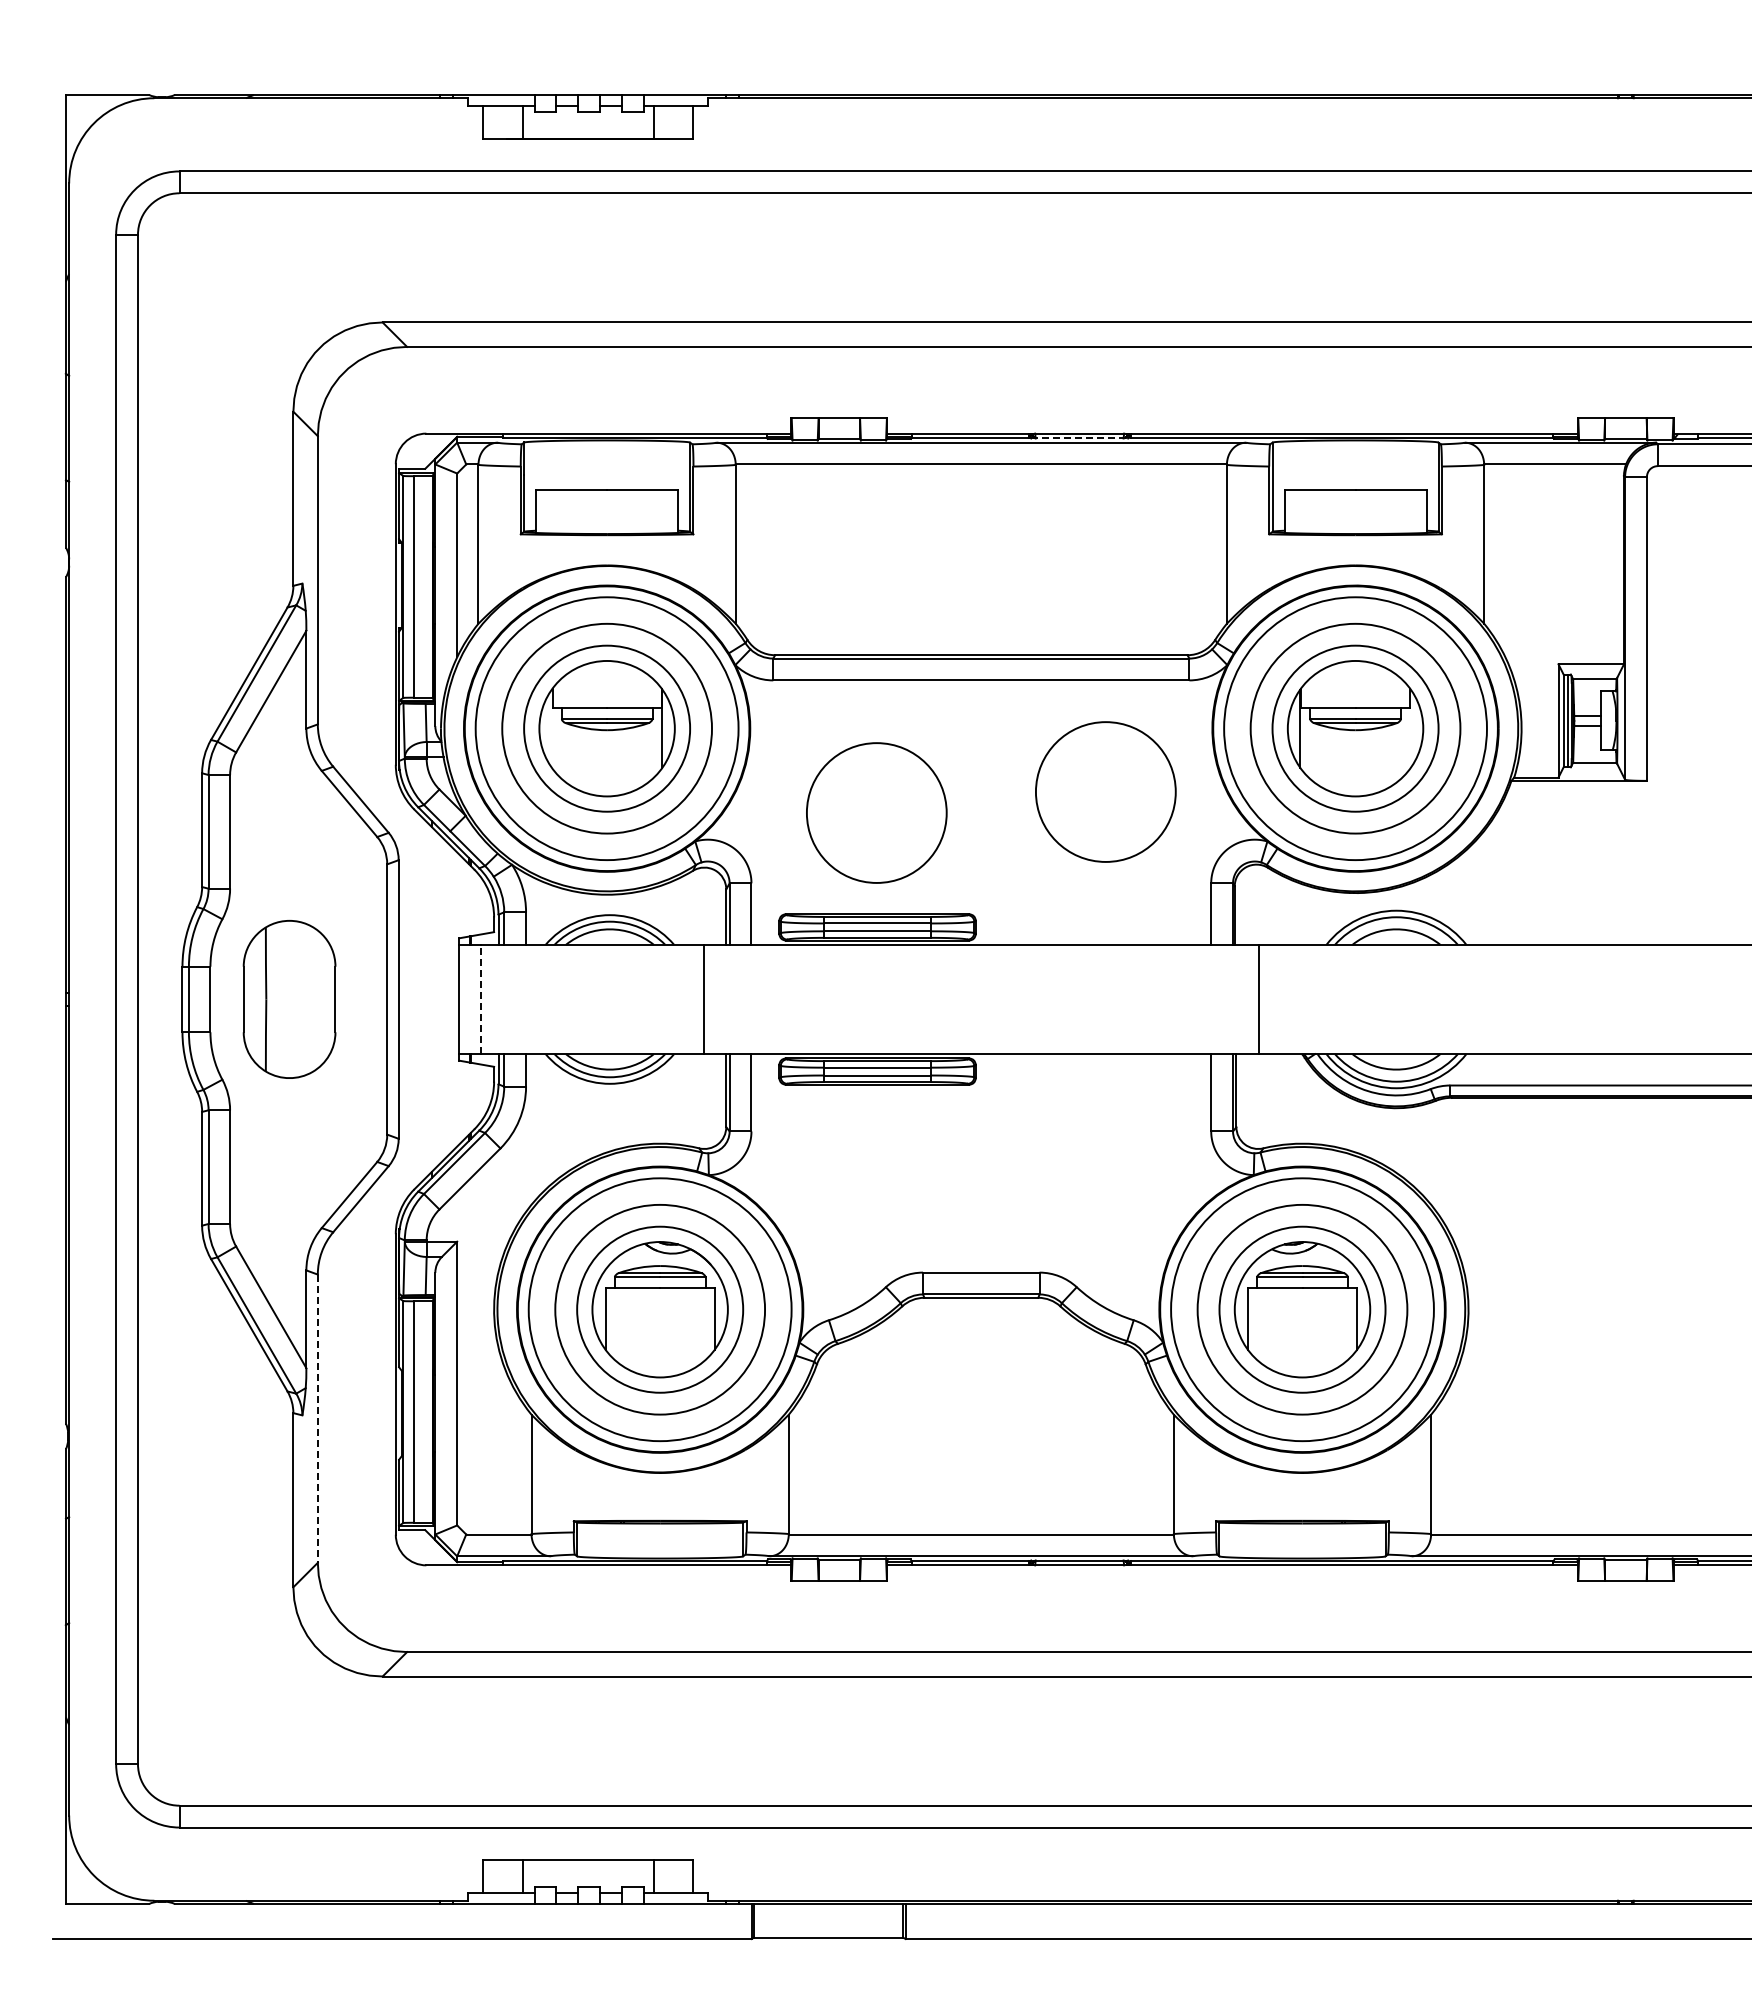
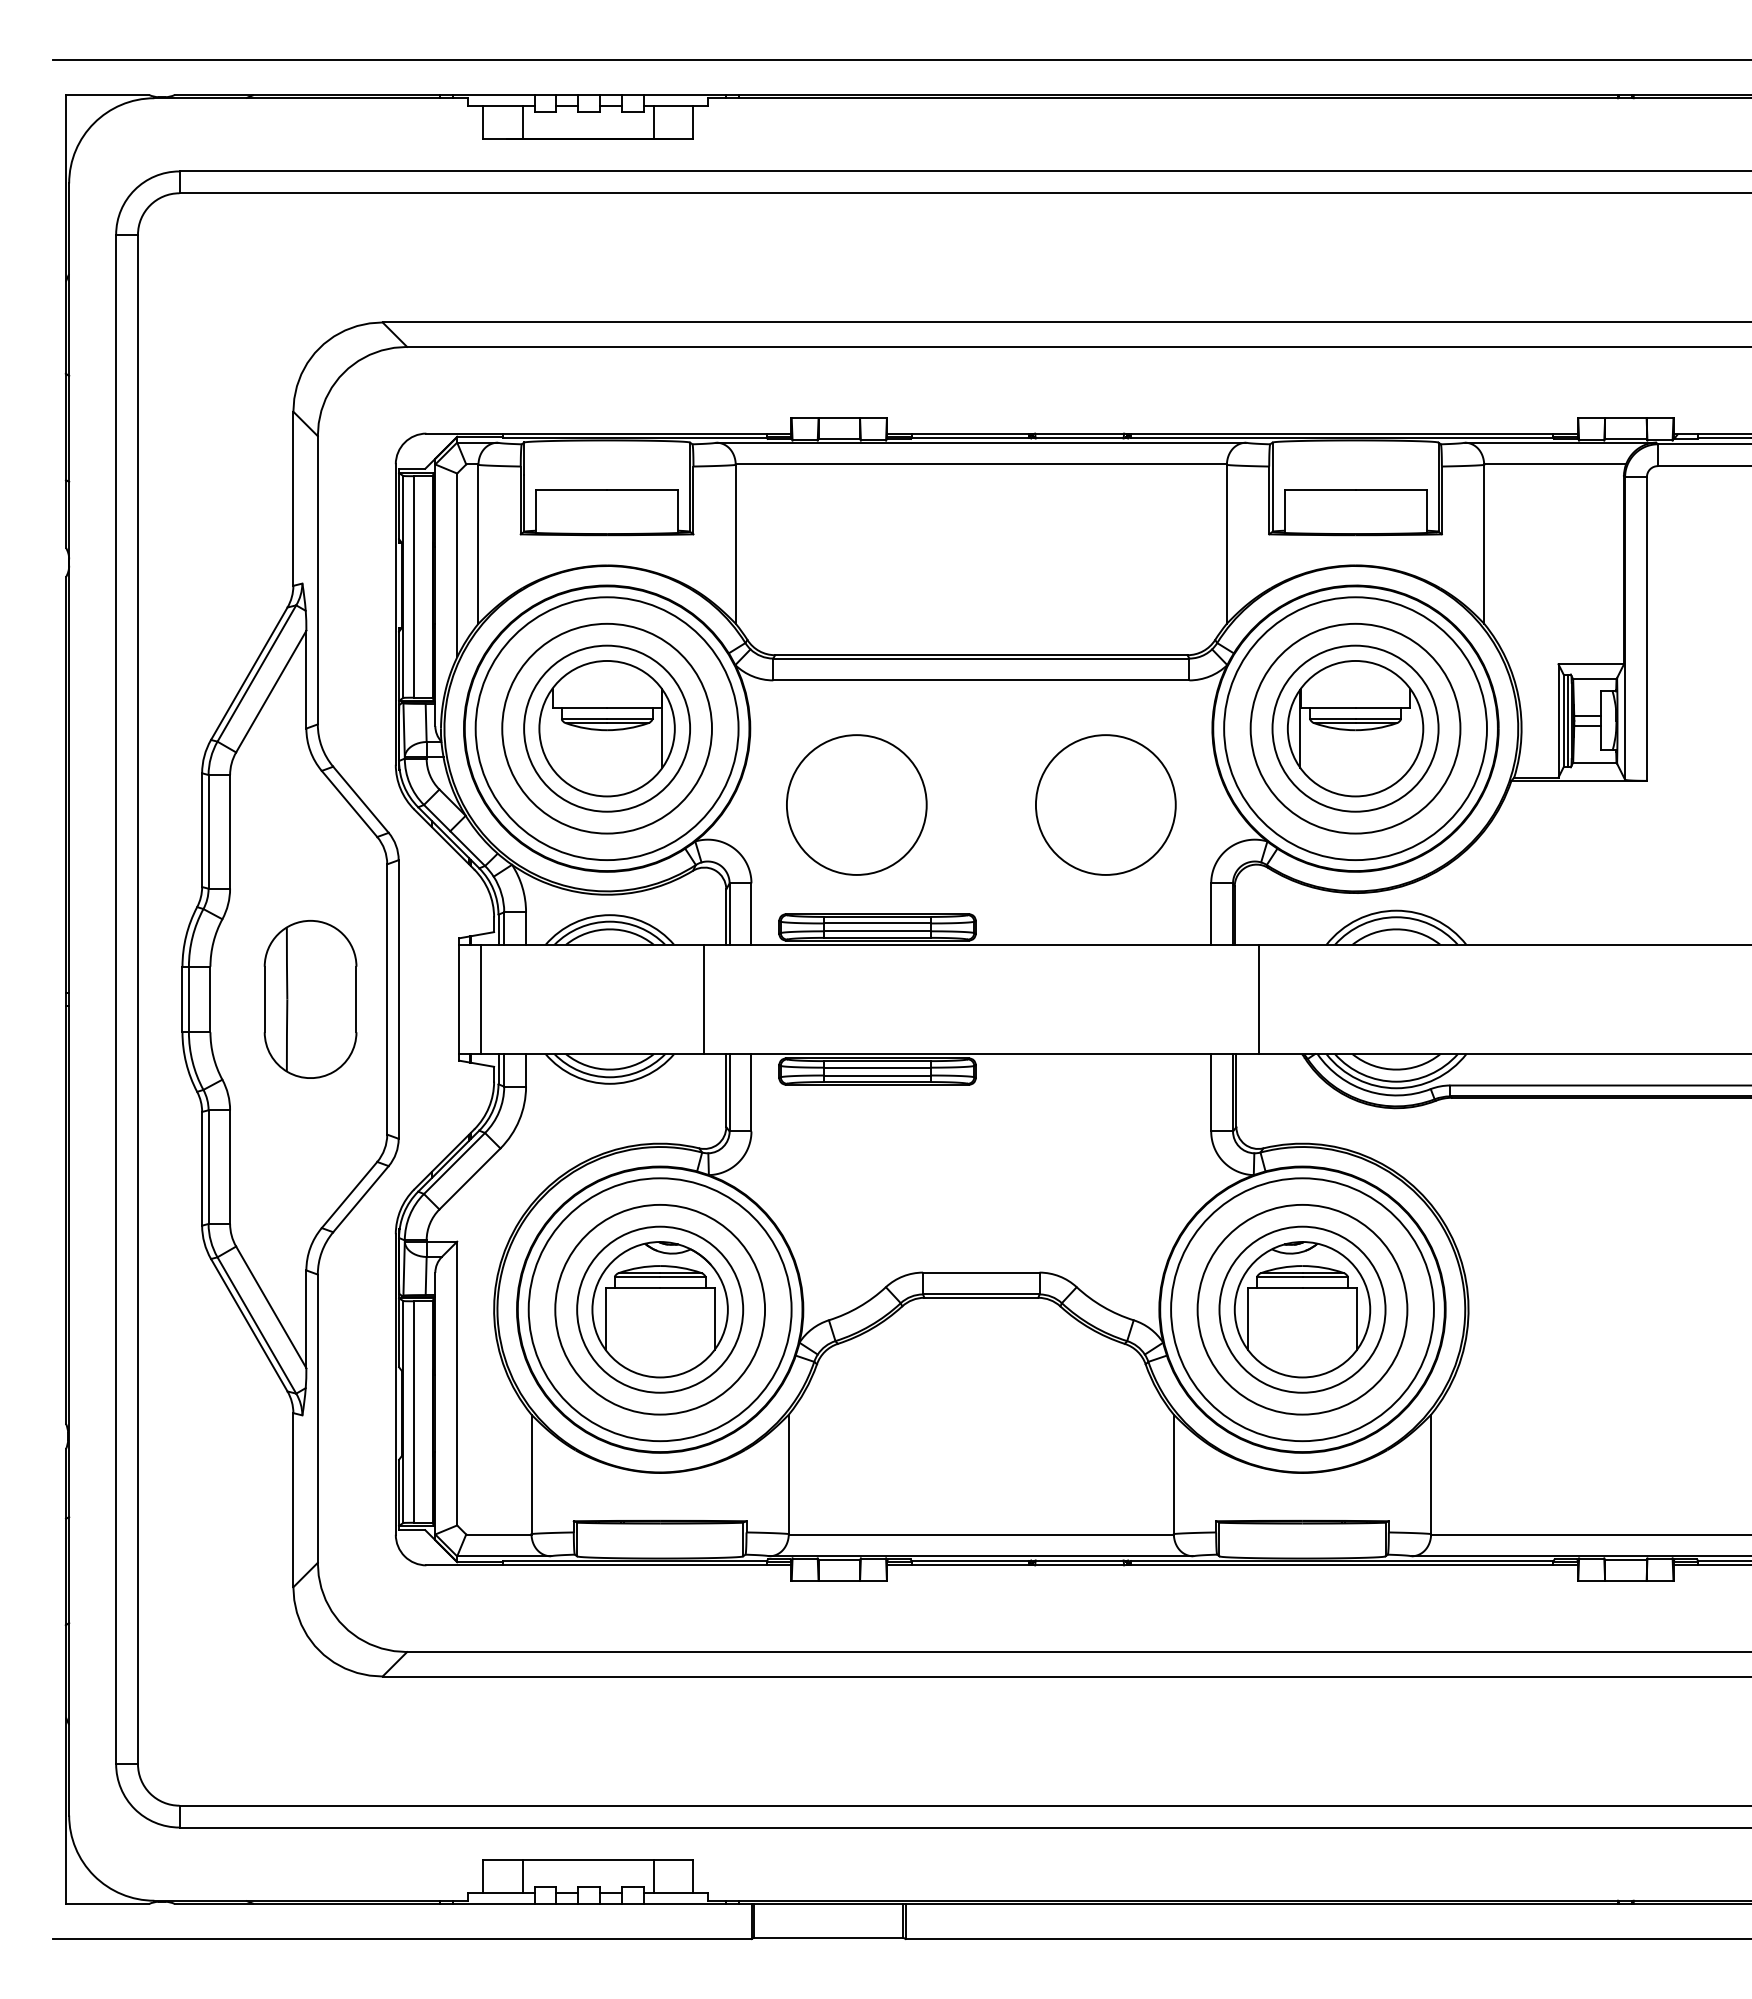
line: none -> present (900, 59)
line: dashed -> solid (1079, 438)
circle position: (1105, 791) -> (1105, 804) (1105, 804)
circle position: (876, 812) -> (856, 804) (856, 804)
part position: (289, 999) -> (310, 999) (310, 999)
line: dashed -> solid (481, 999)
line: dashed -> solid (317, 1419)
